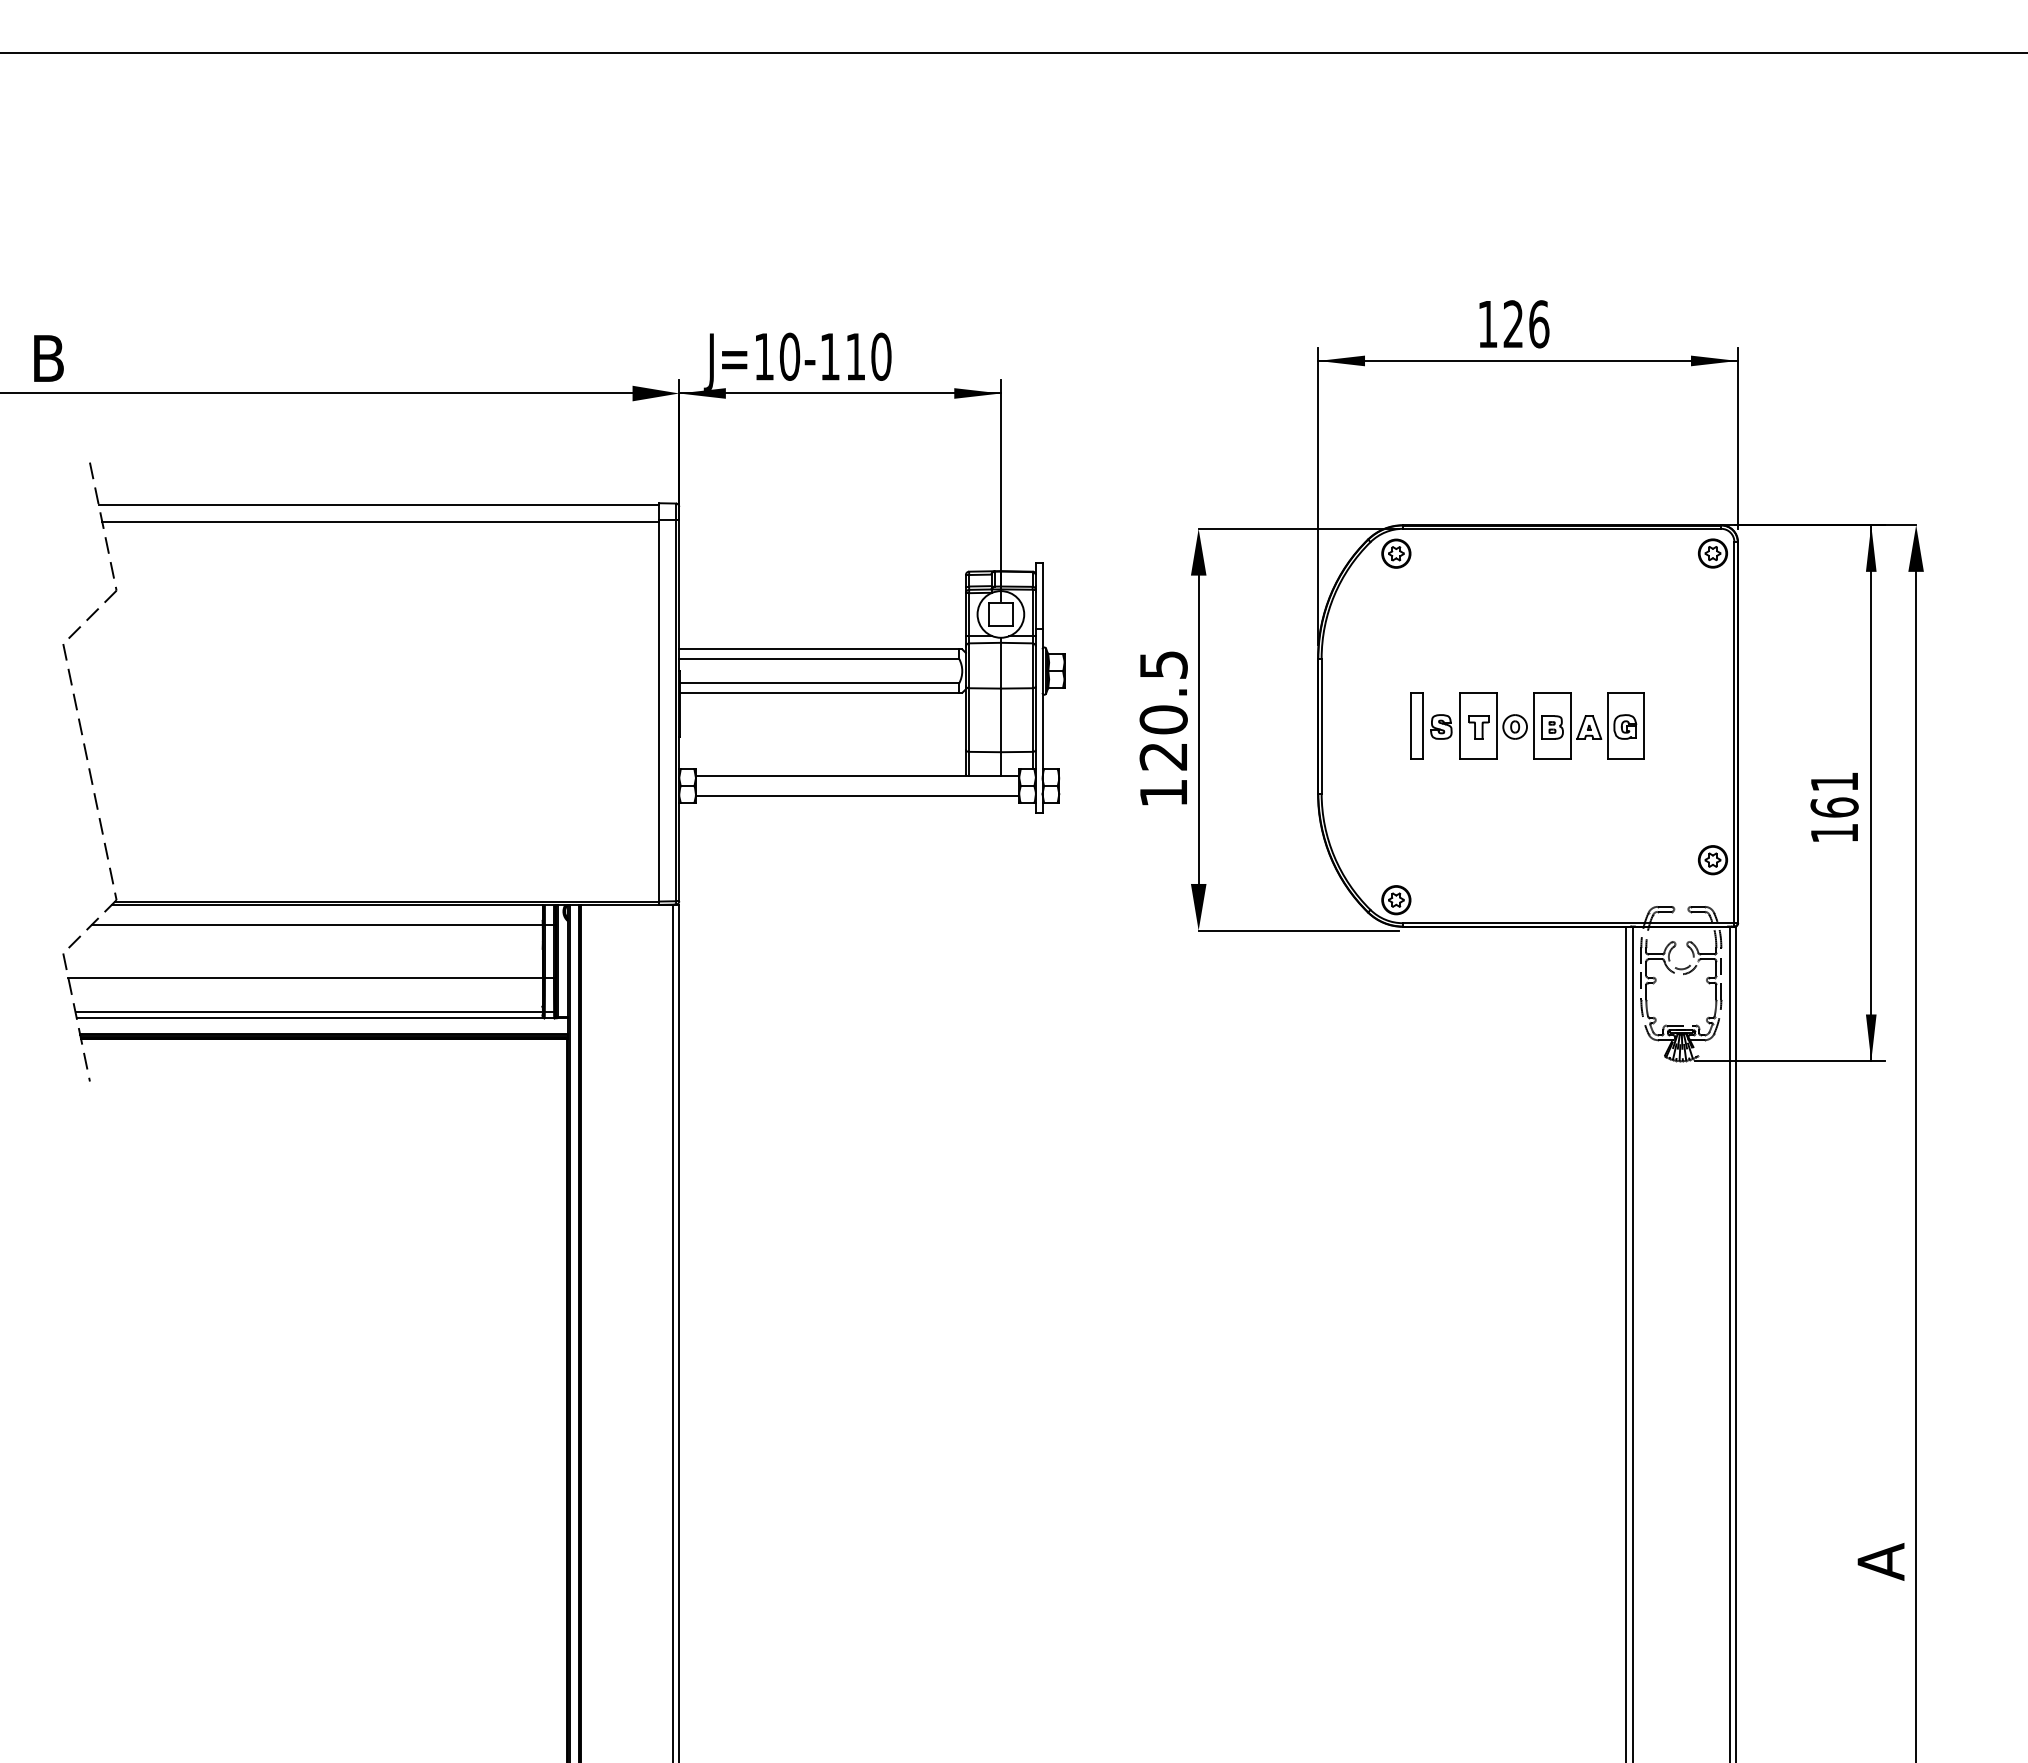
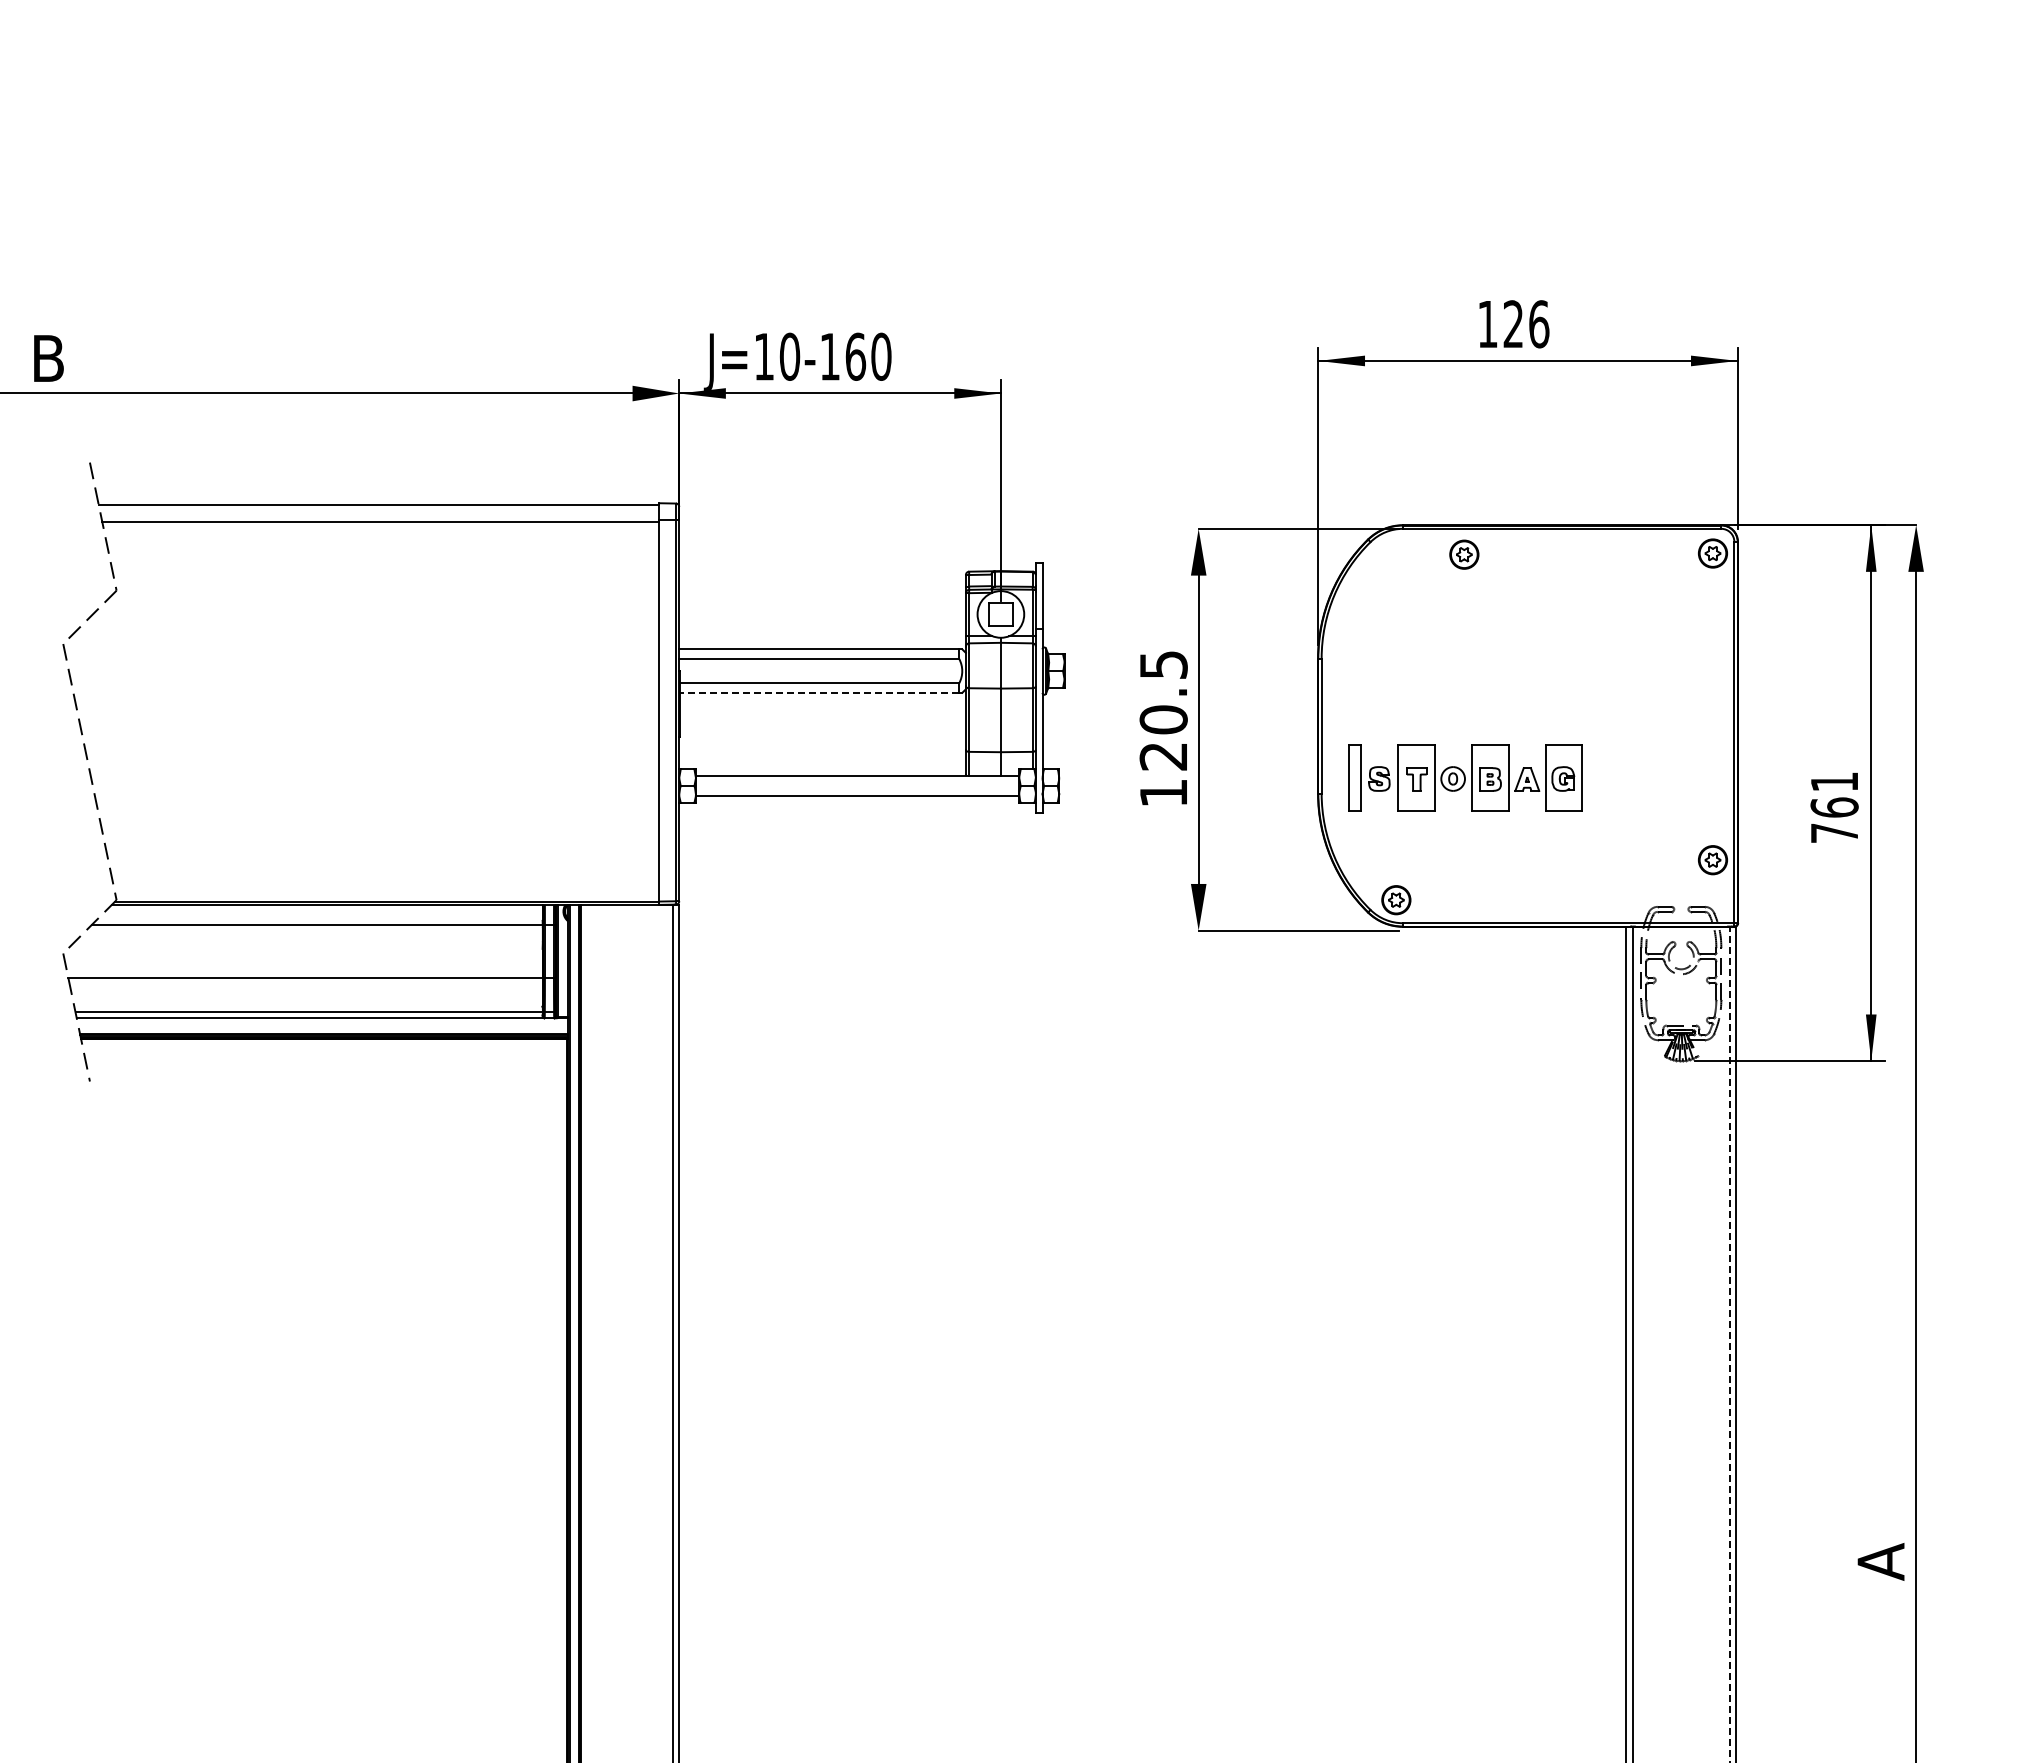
line: present -> none (1013, 53)
text: J=10-110 -> J=10-160 (855, 356)
part position: (1396, 553) -> (1464, 554) (1464, 554)
line: solid -> dashed (819, 692)
part position: (1527, 725) -> (1465, 777) (1465, 777)
text: 161 -> 761 (1834, 832)
line: solid -> dashed (1729, 1344)
